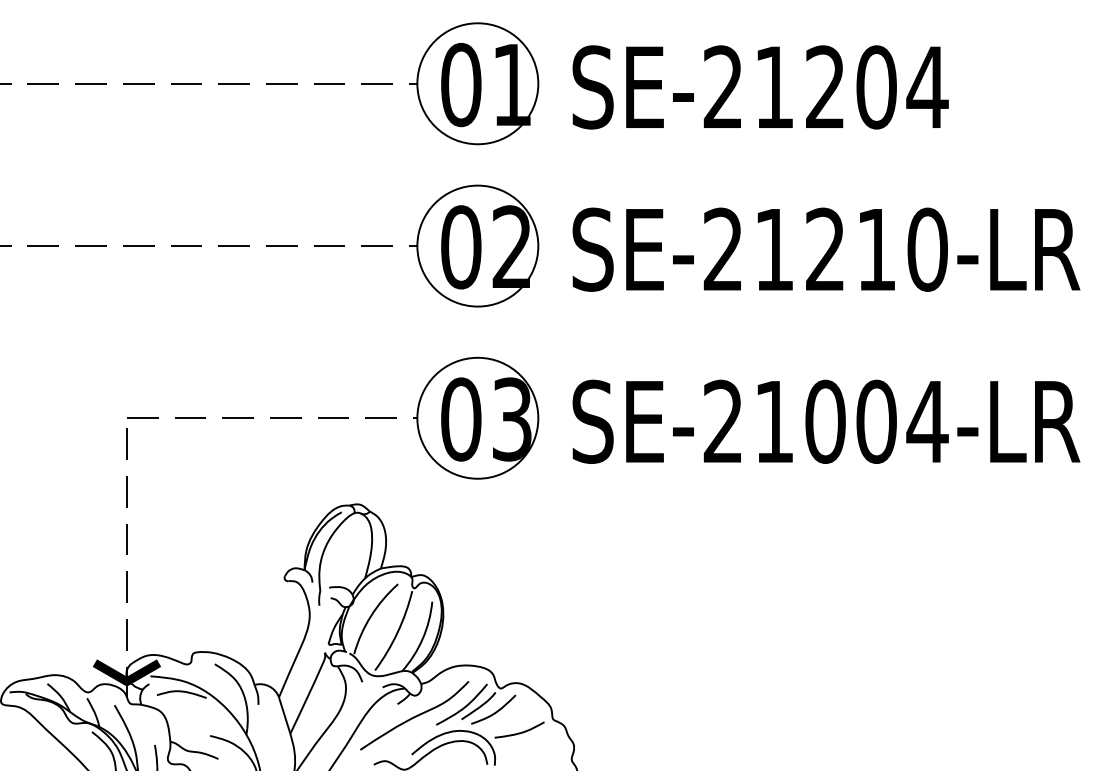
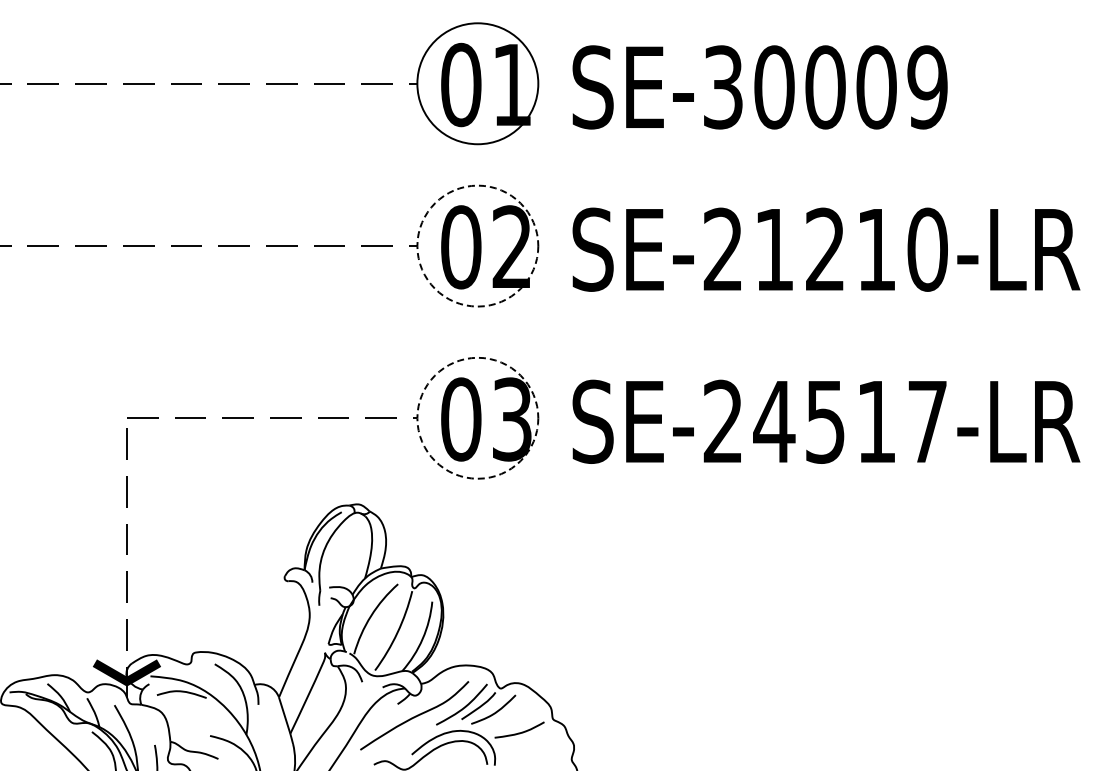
text: SE-21204 -> SE-30009 (825, 87)
circle: solid -> dashed (477, 245)
circle: solid -> dashed (477, 417)
text: SE-21004-LR -> SE-24517-LR (850, 421)
